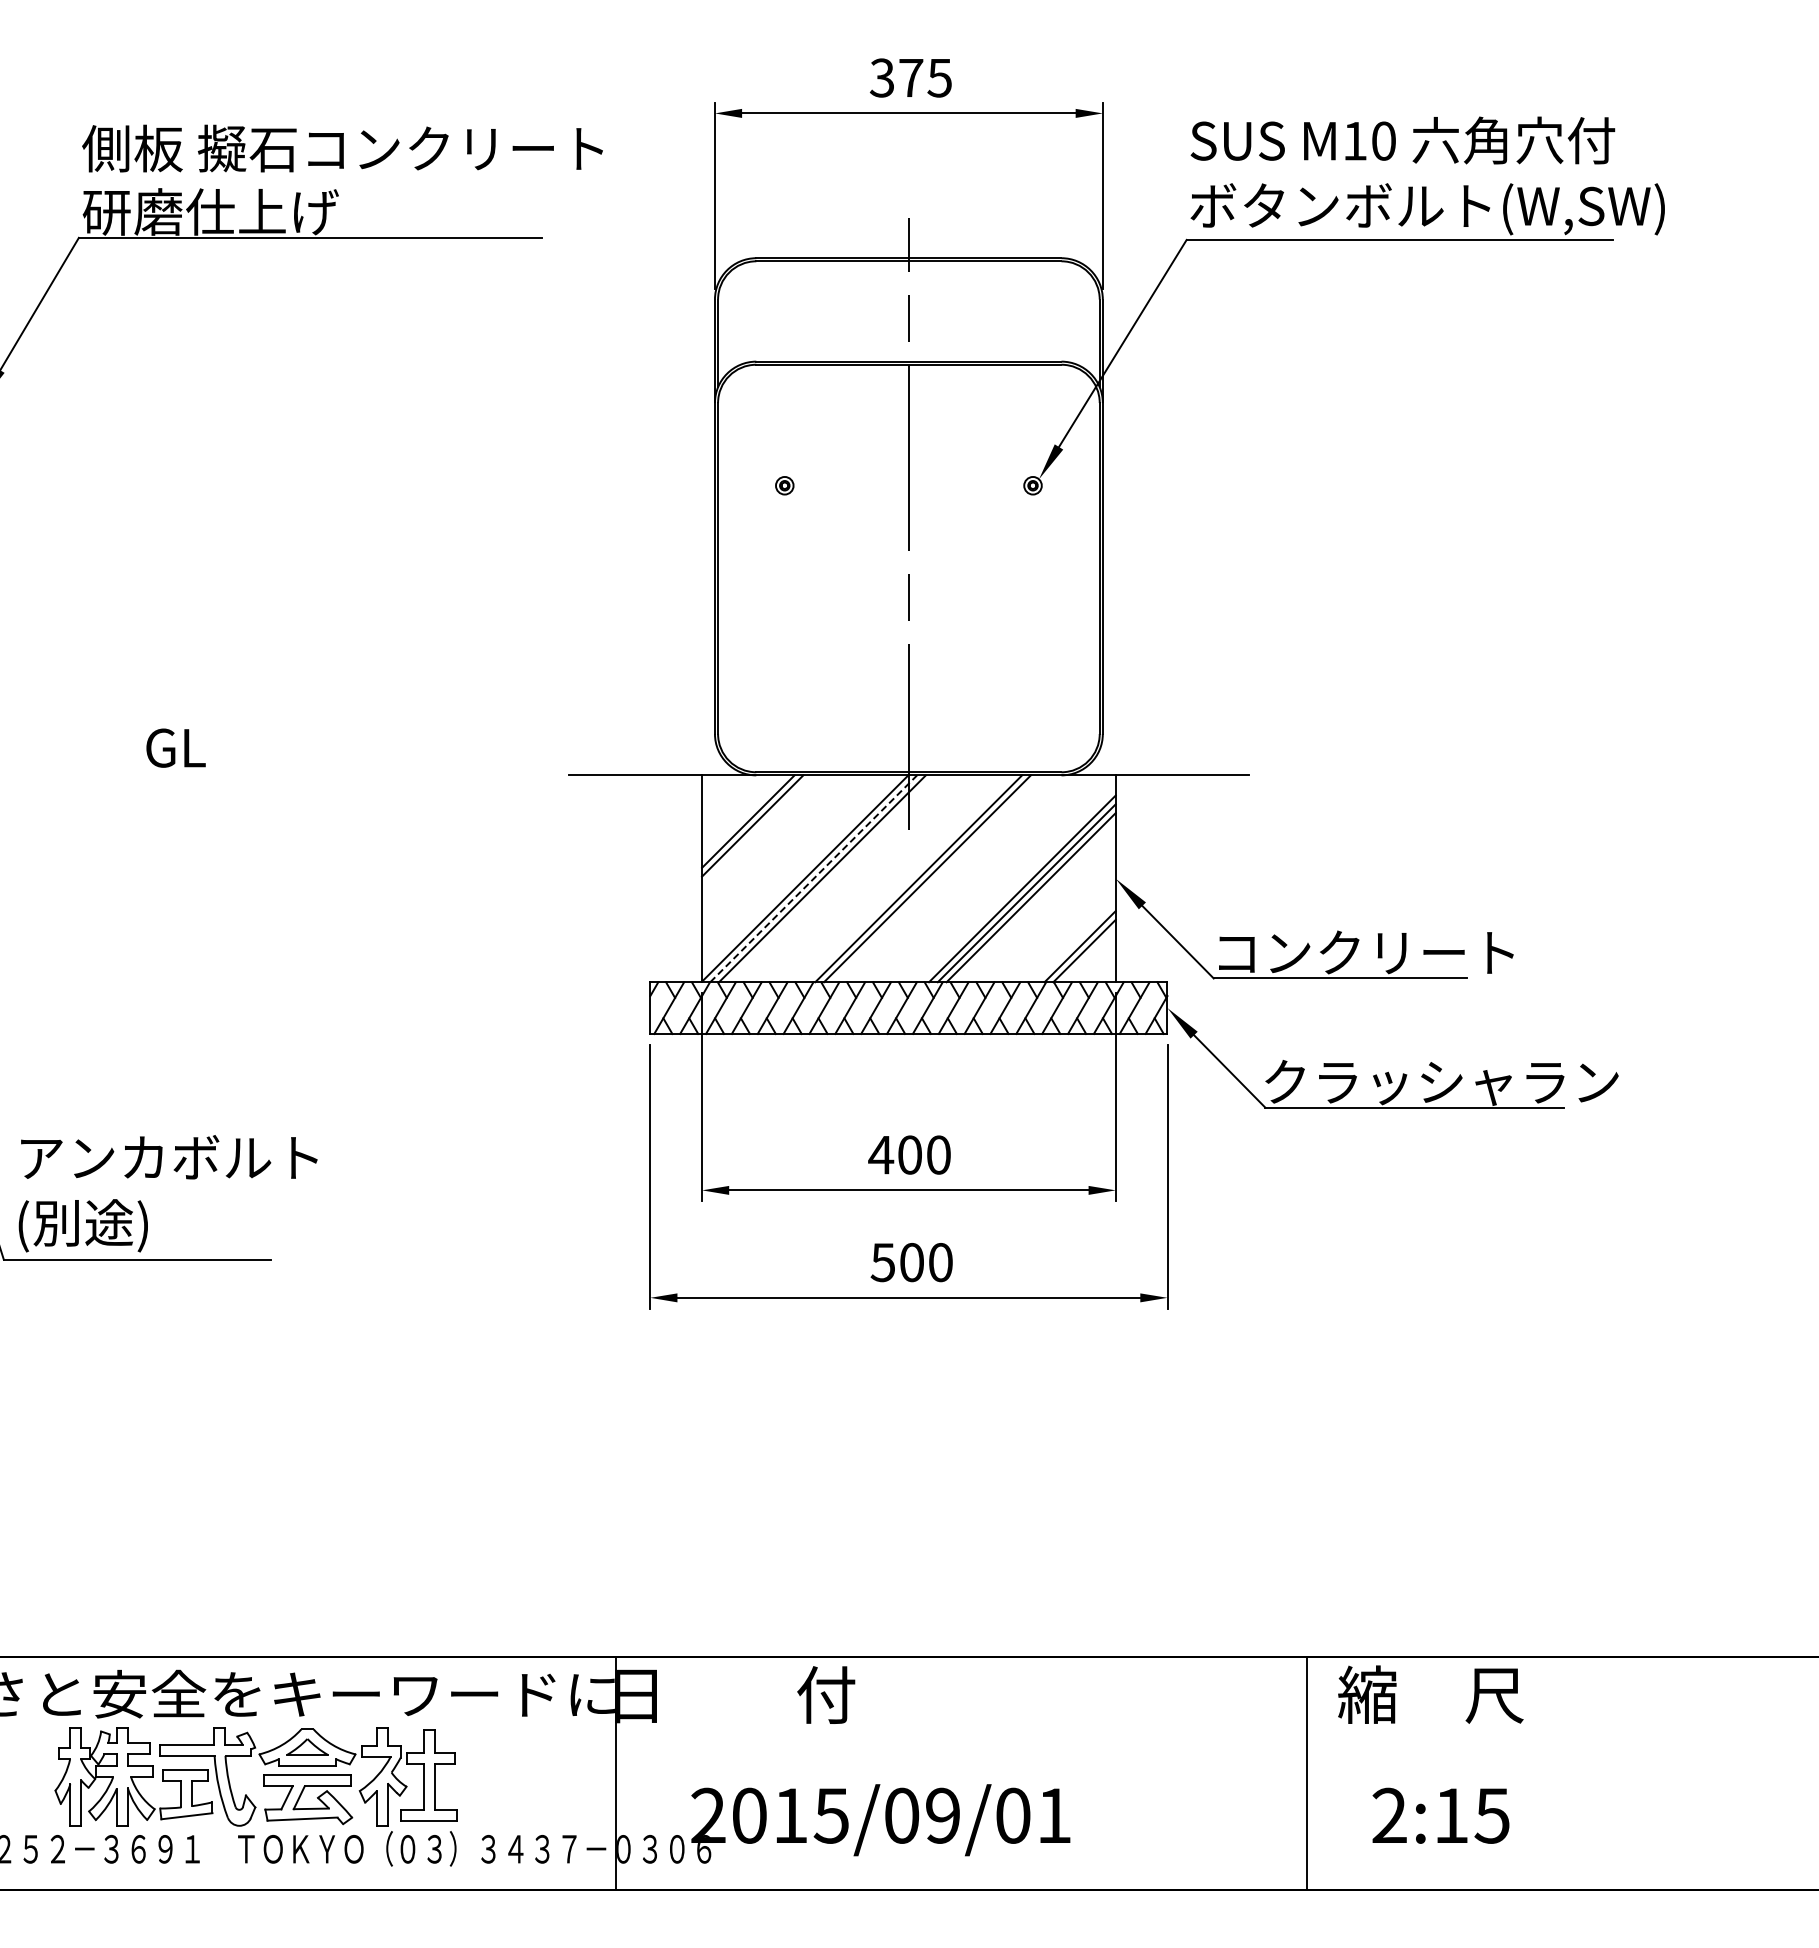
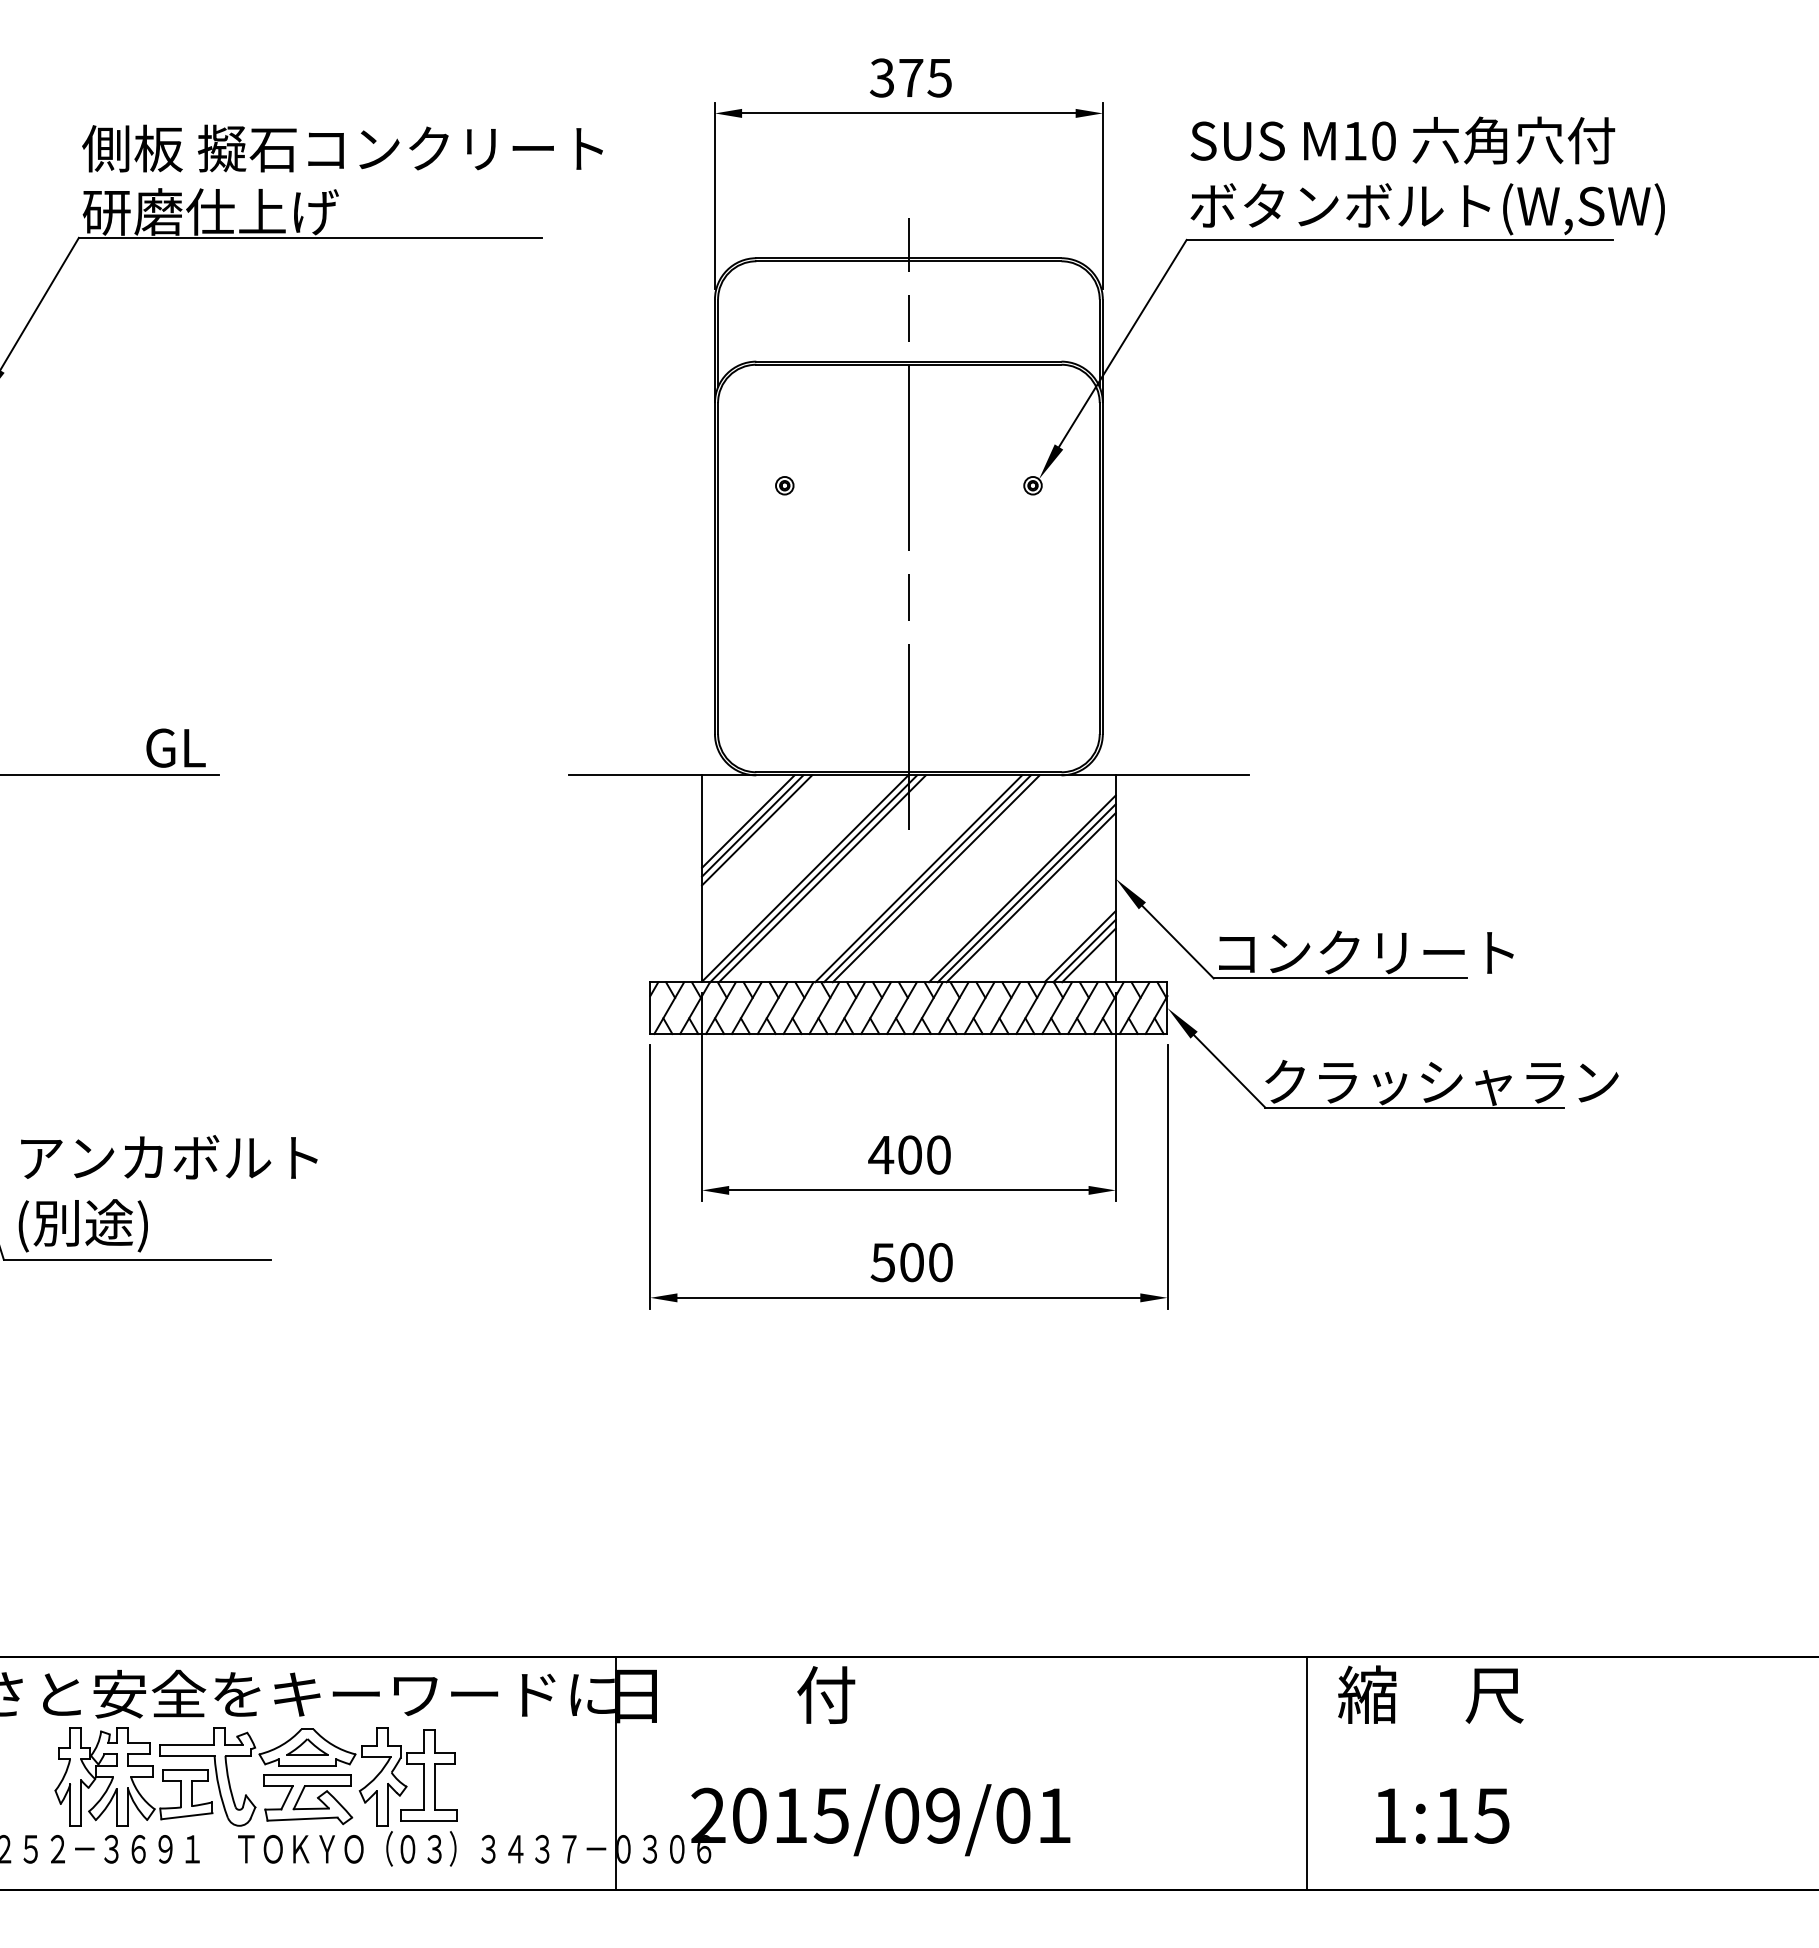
line: none -> present (110, 775)
line: none -> present (757, 830)
line: dashed -> solid (814, 878)
line: none -> present (935, 878)
line: none -> present (1088, 955)
text: 2:15 -> 1:15 (1389, 1814)
